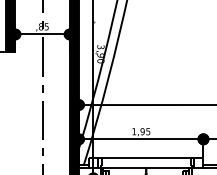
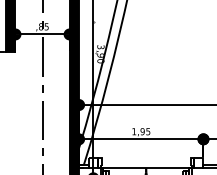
line: present -> none (145, 158)
